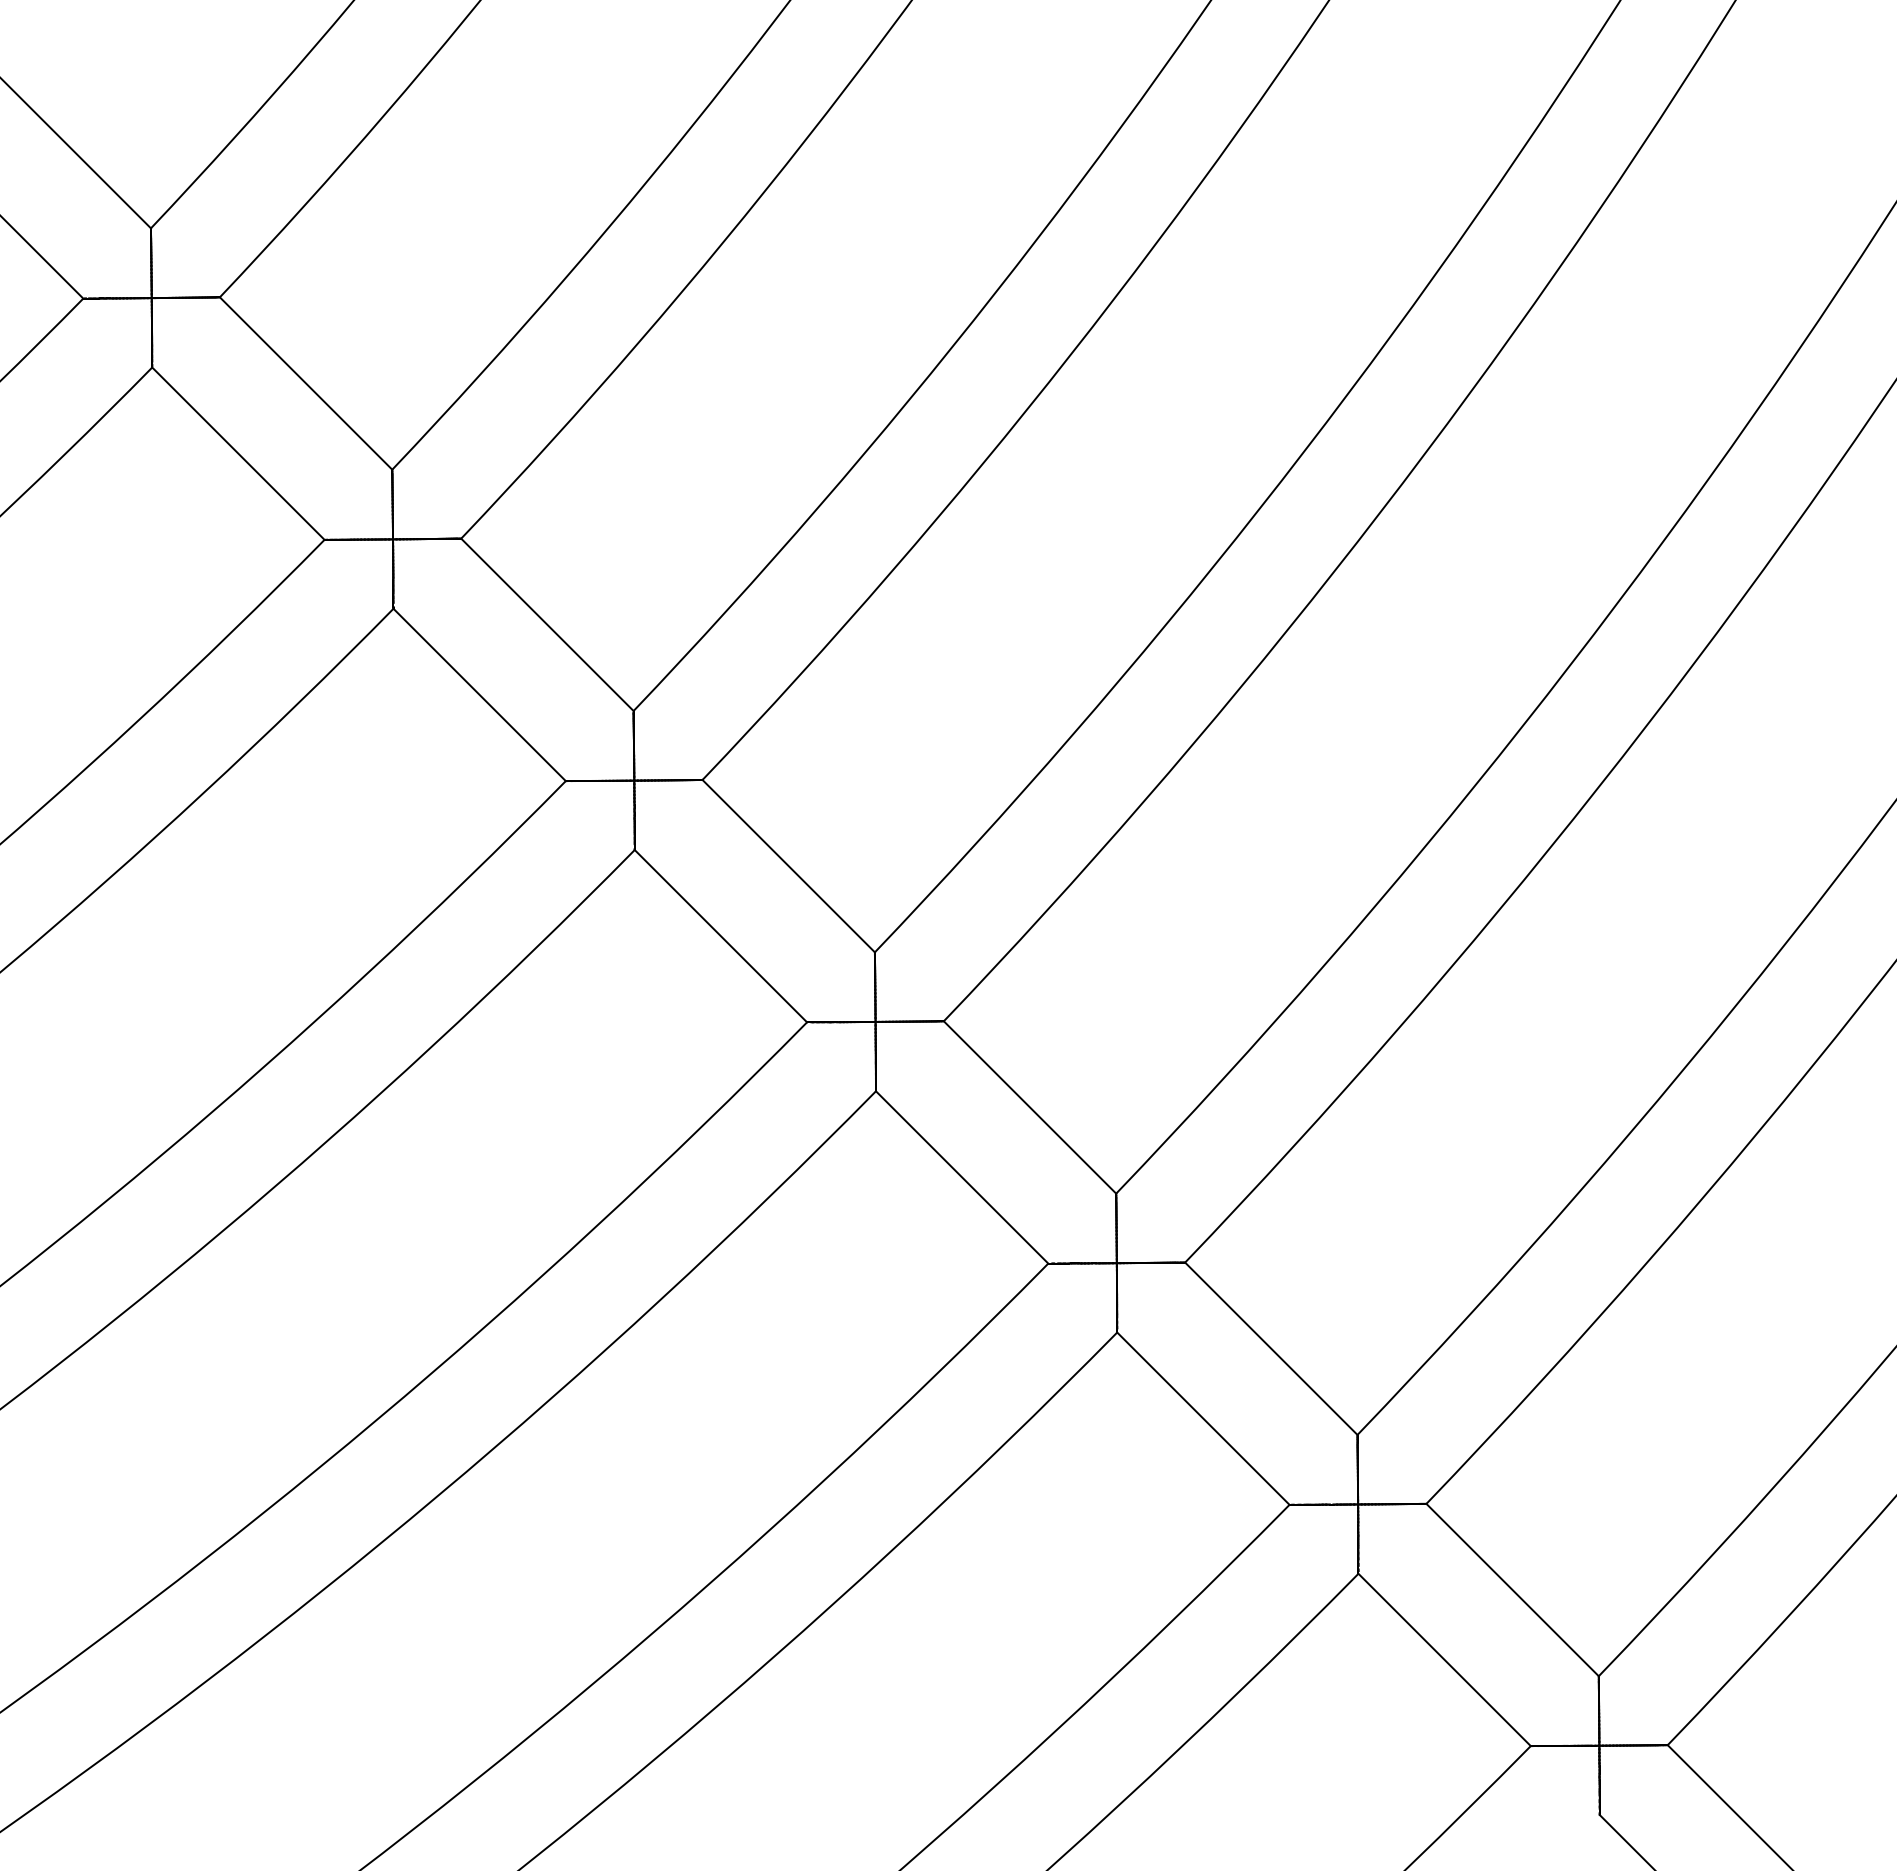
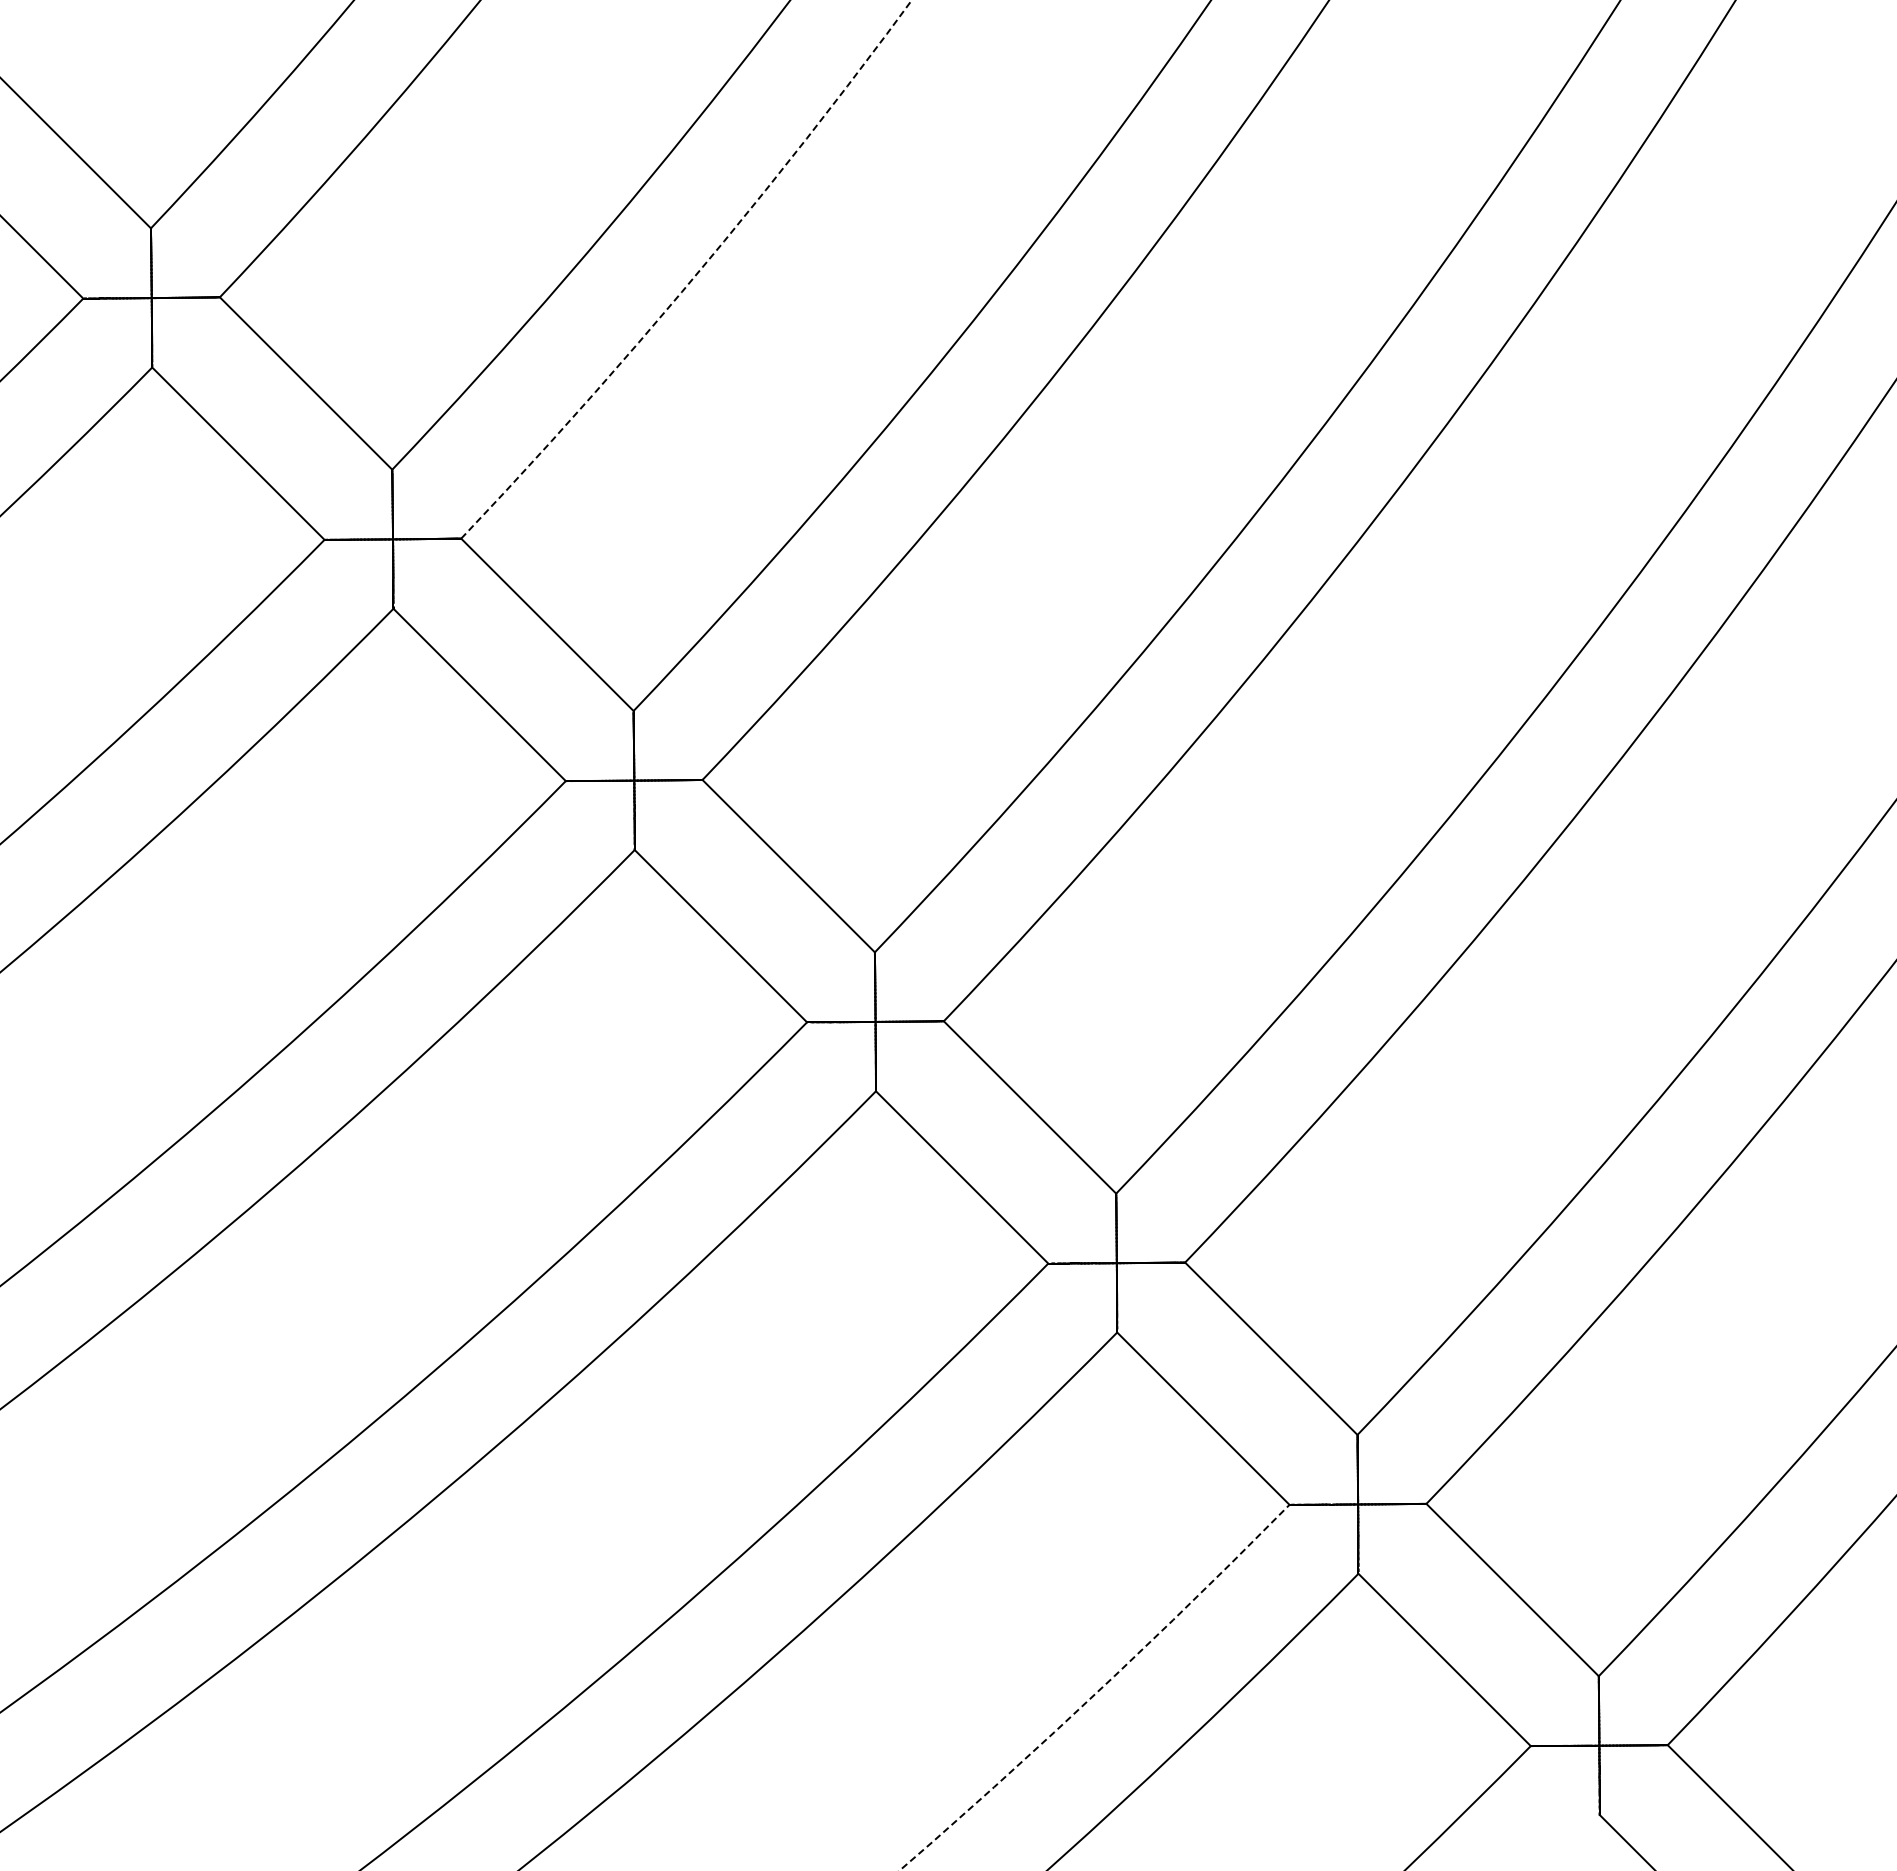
arc: solid -> dashed (695, 276)
arc: solid -> dashed (1098, 1691)
